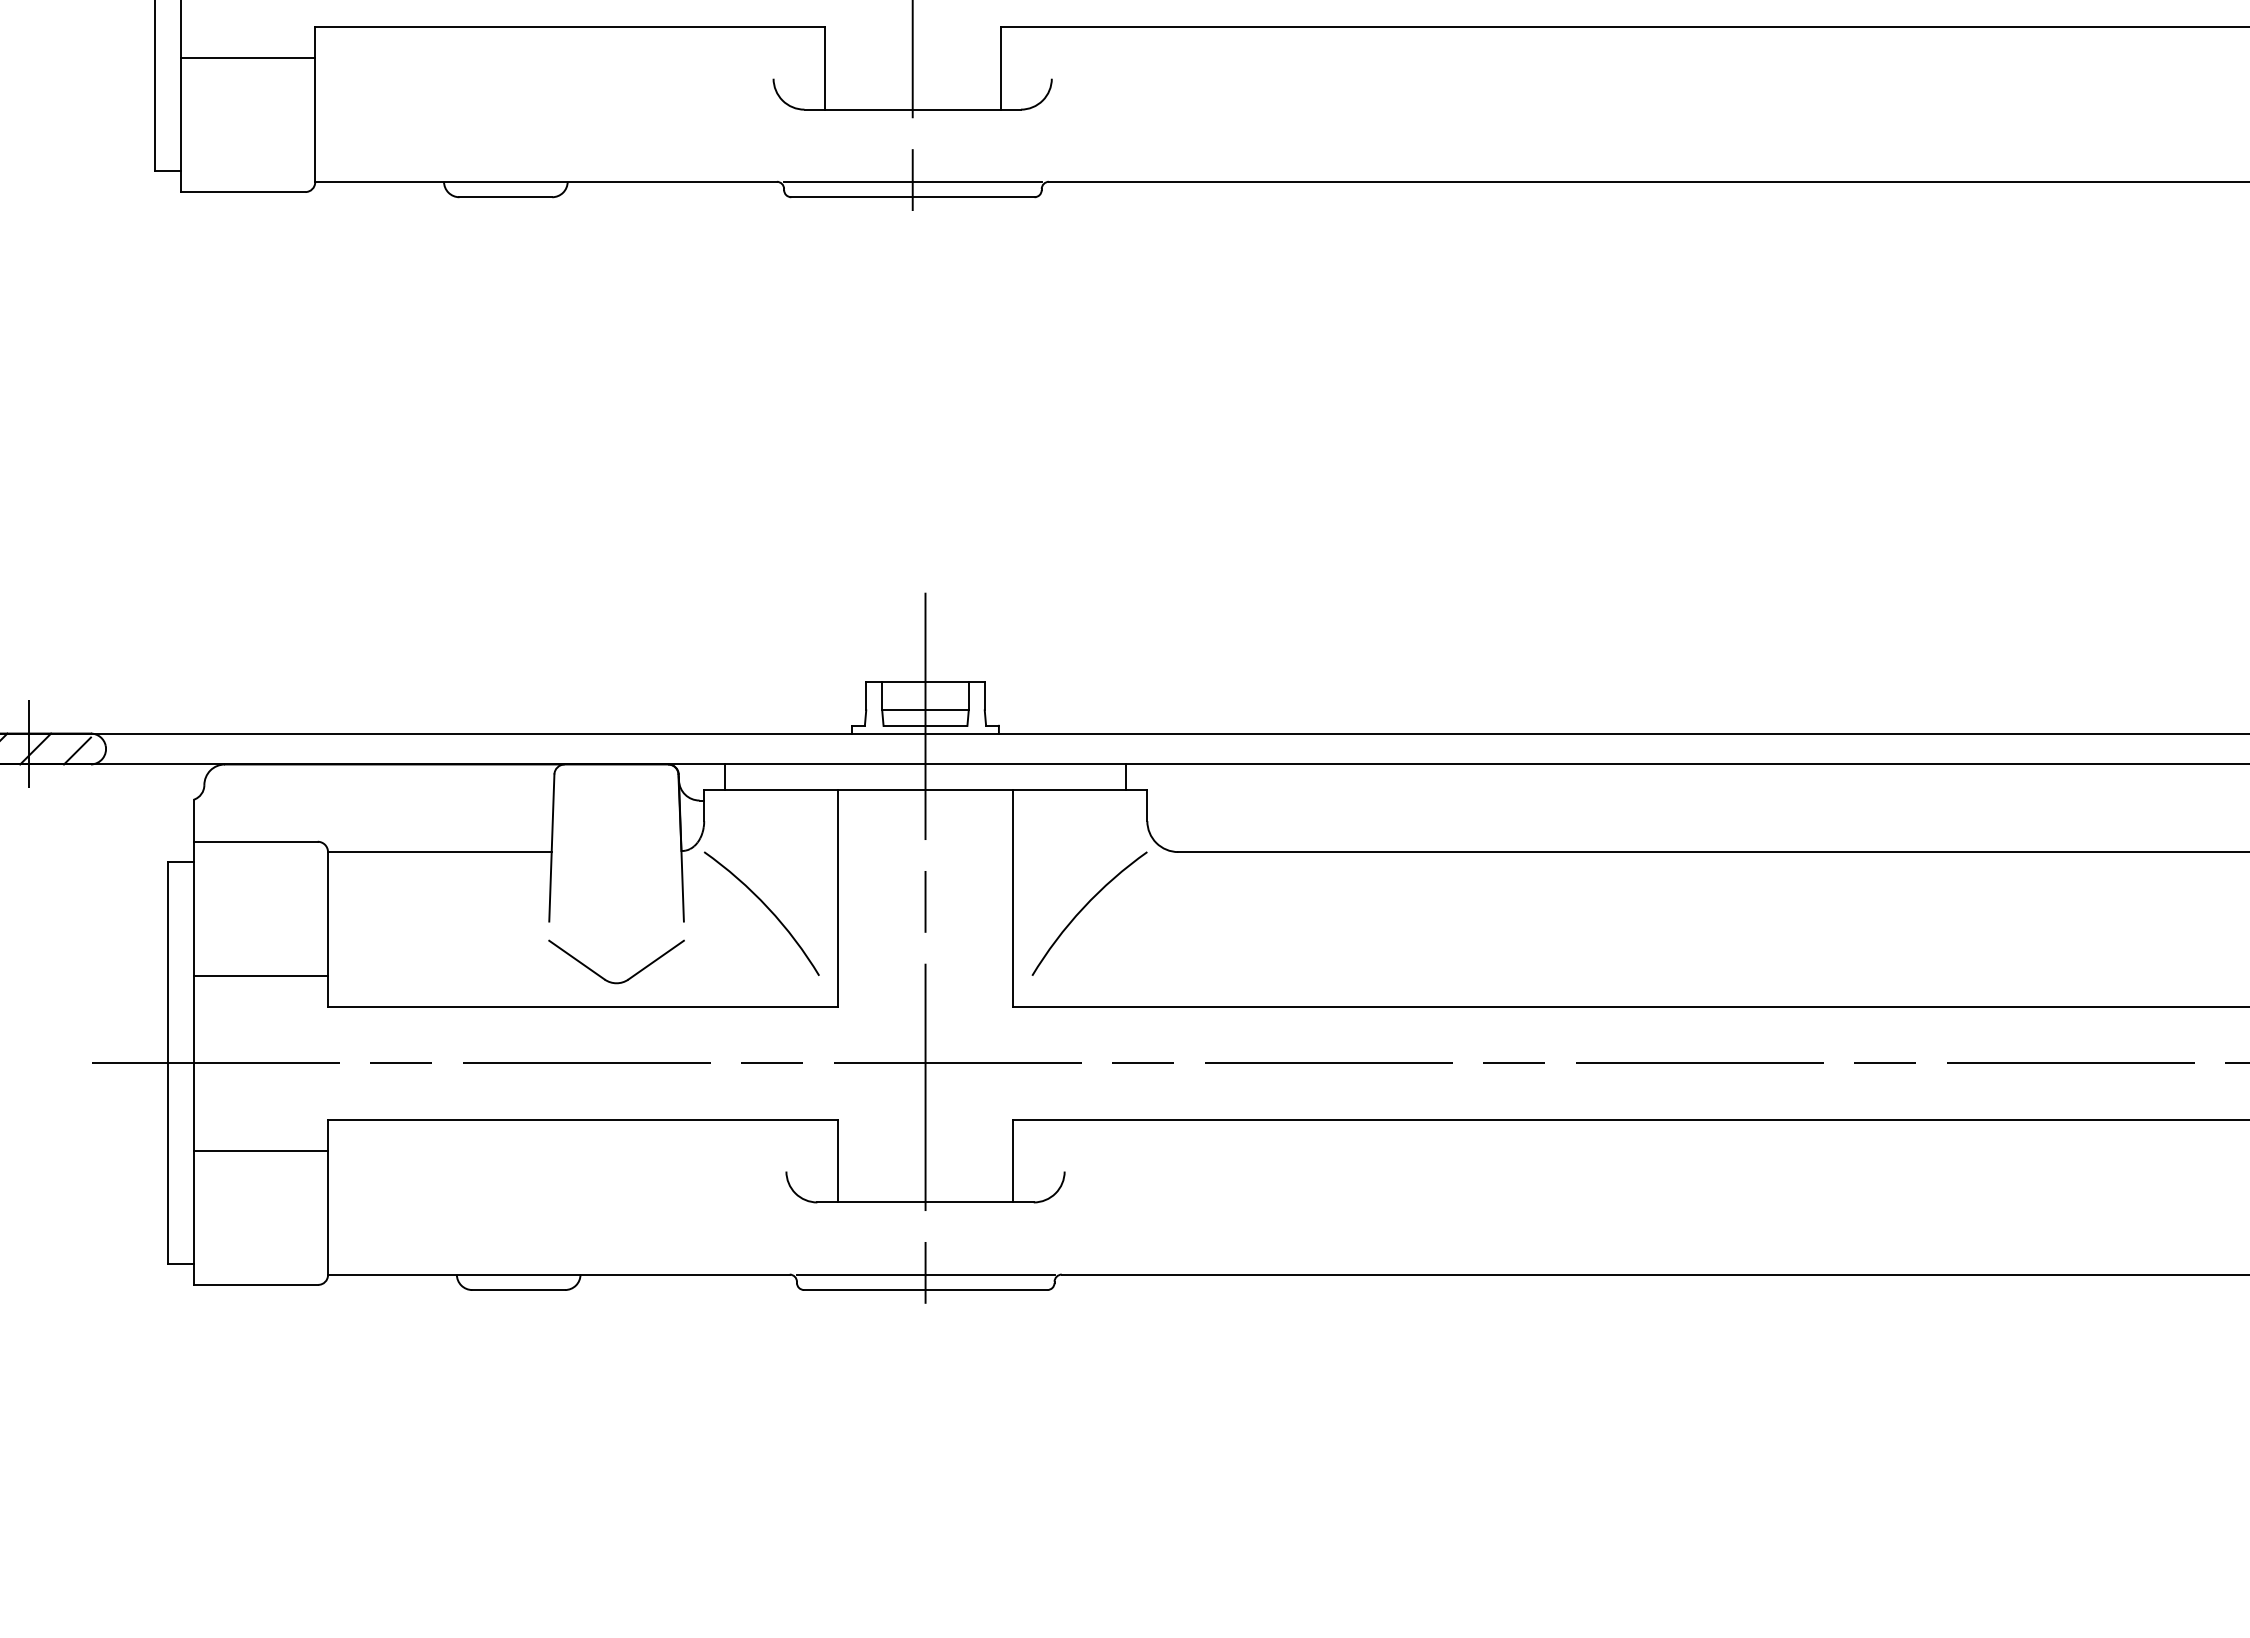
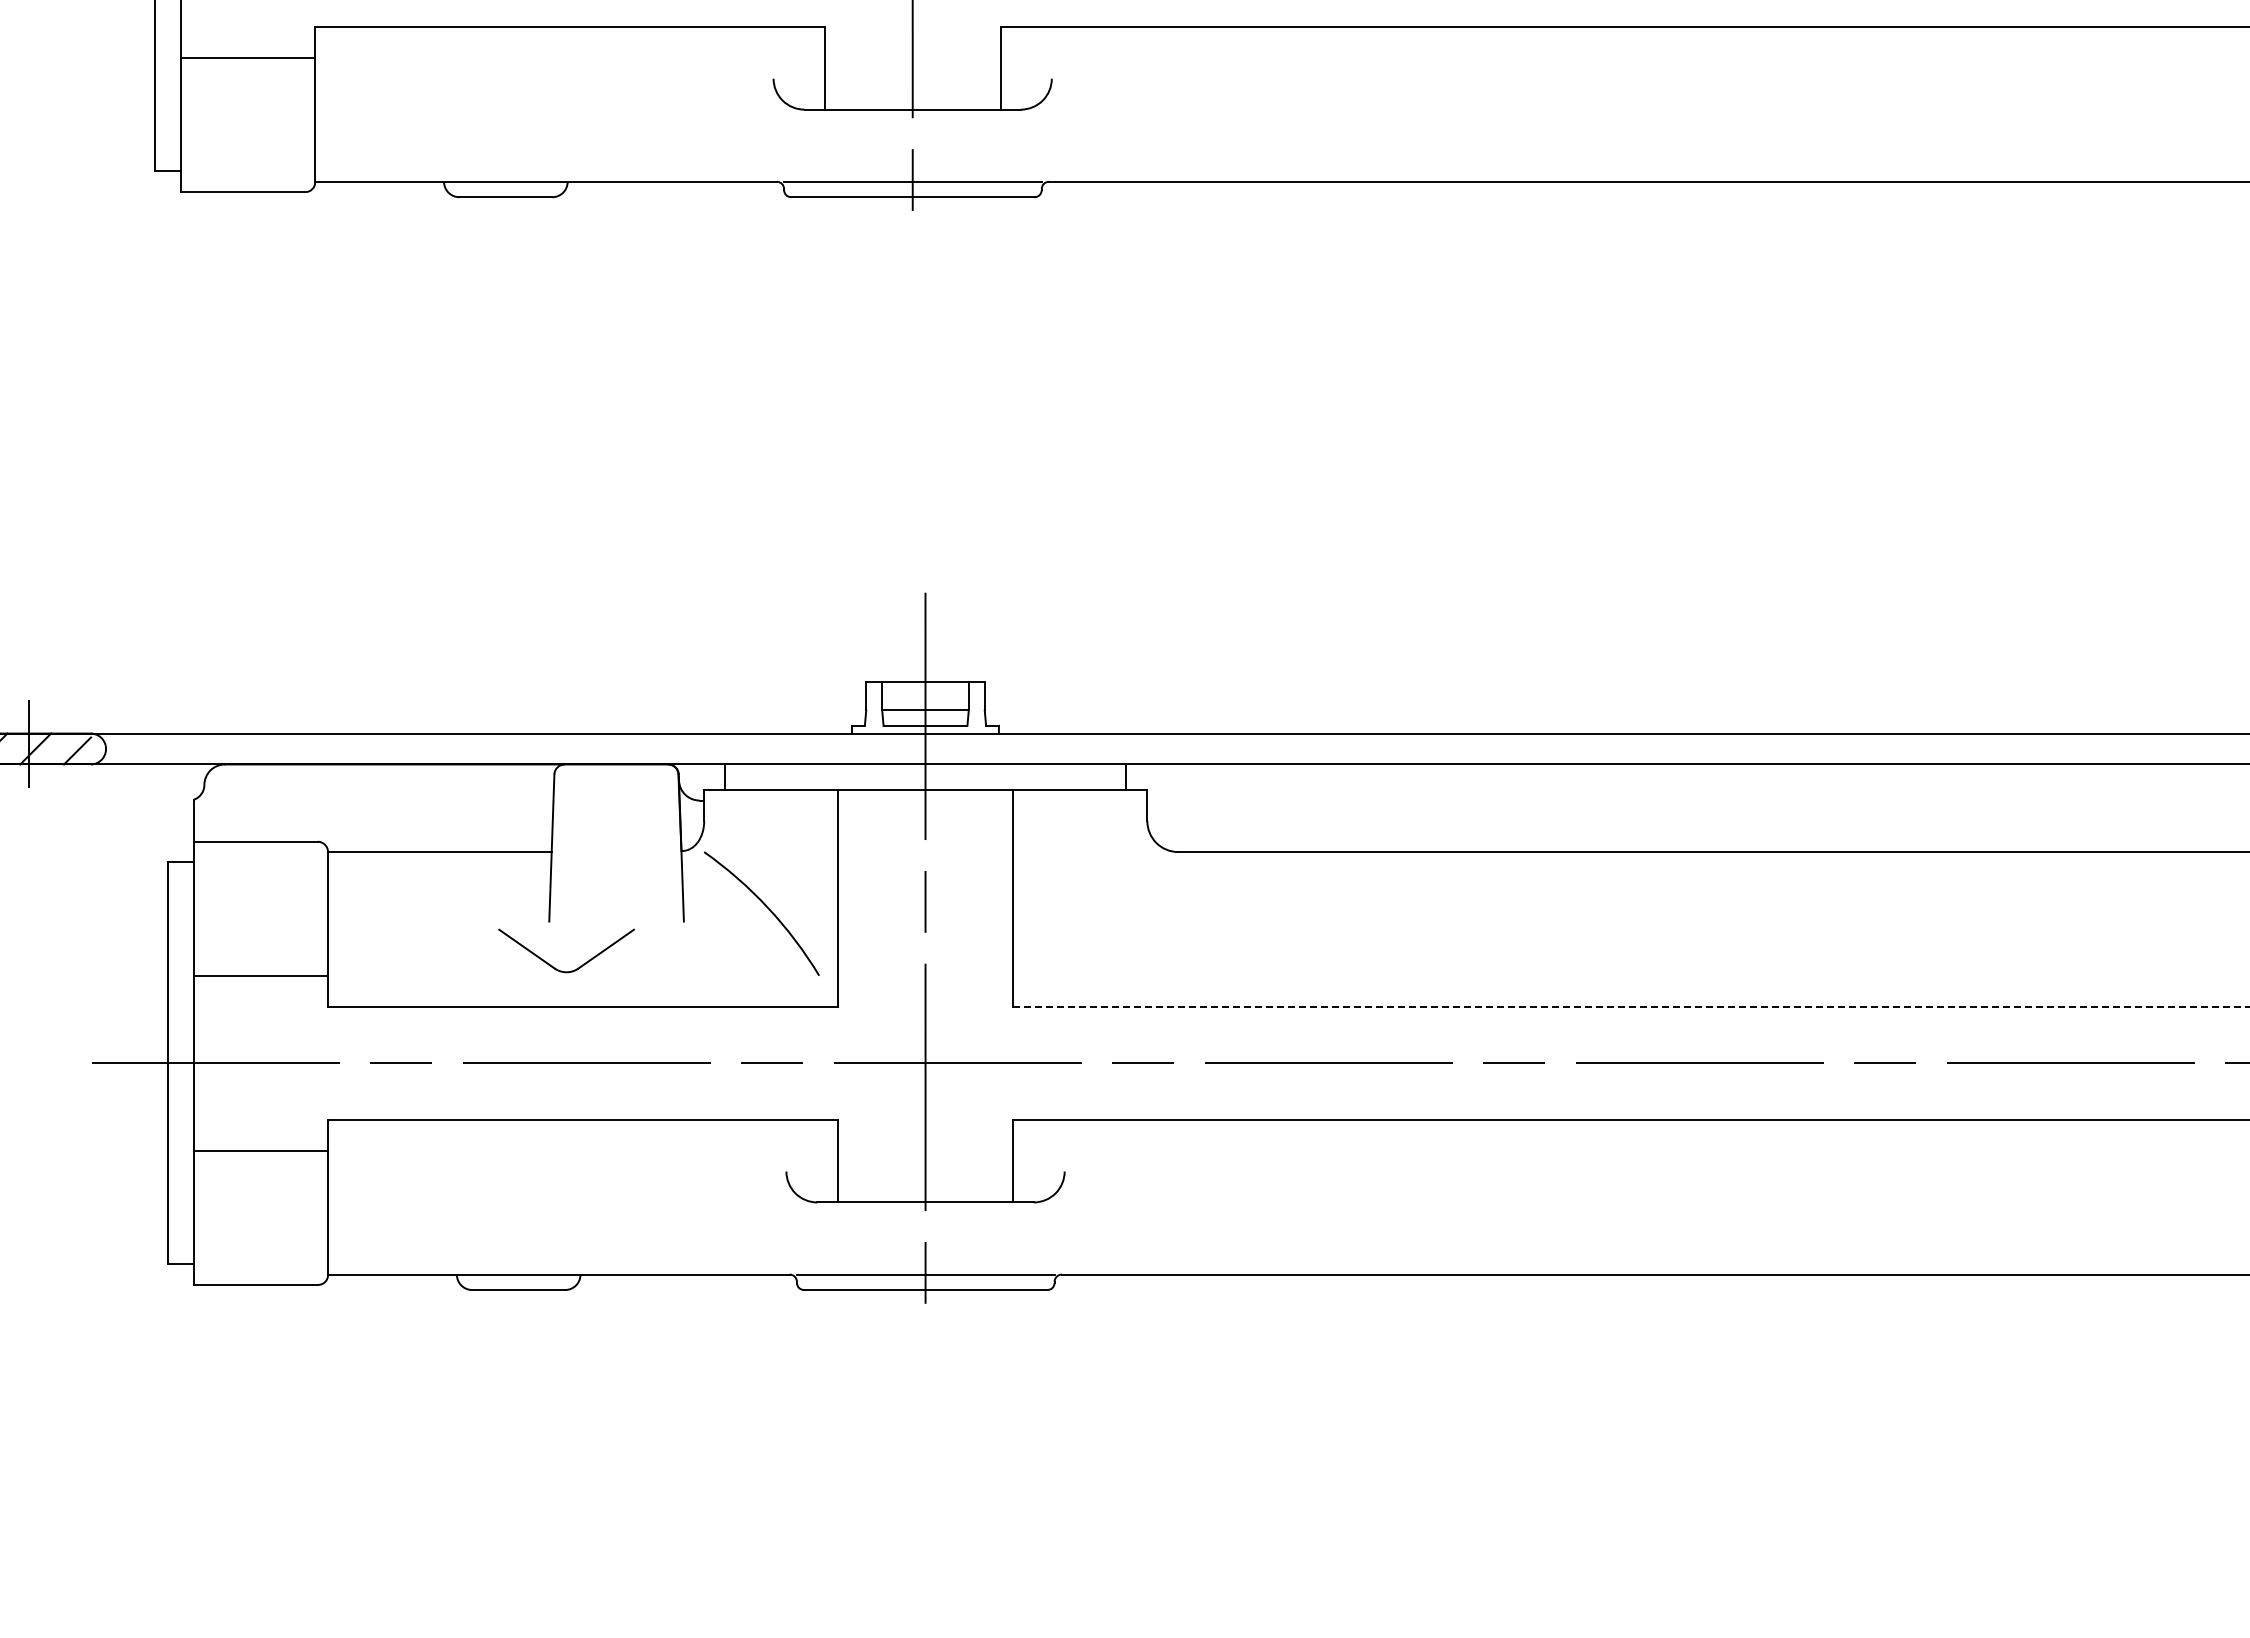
arc: present -> none (1084, 908)
part position: (605, 978) -> (555, 967) (555, 967)
line: solid -> dashed (1631, 1006)
